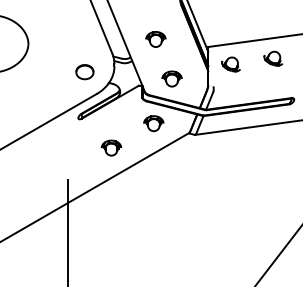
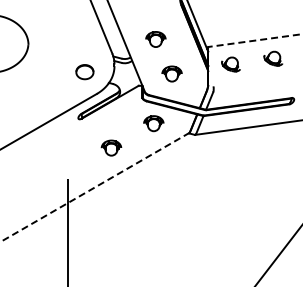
line: solid -> dashed (255, 40)
part position: (171, 78) -> (171, 73) (171, 73)
line: solid -> dashed (94, 187)
